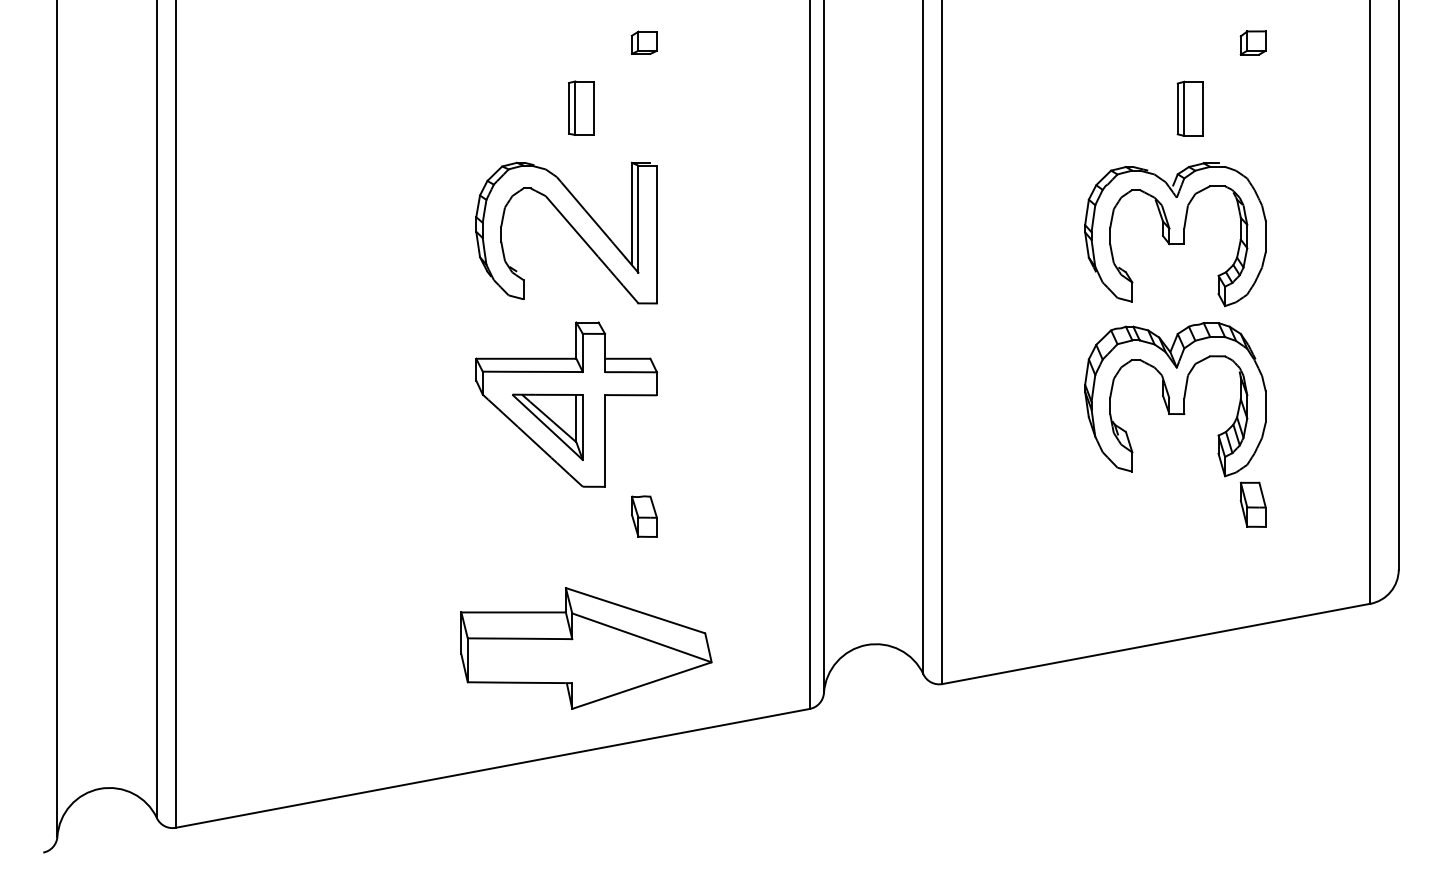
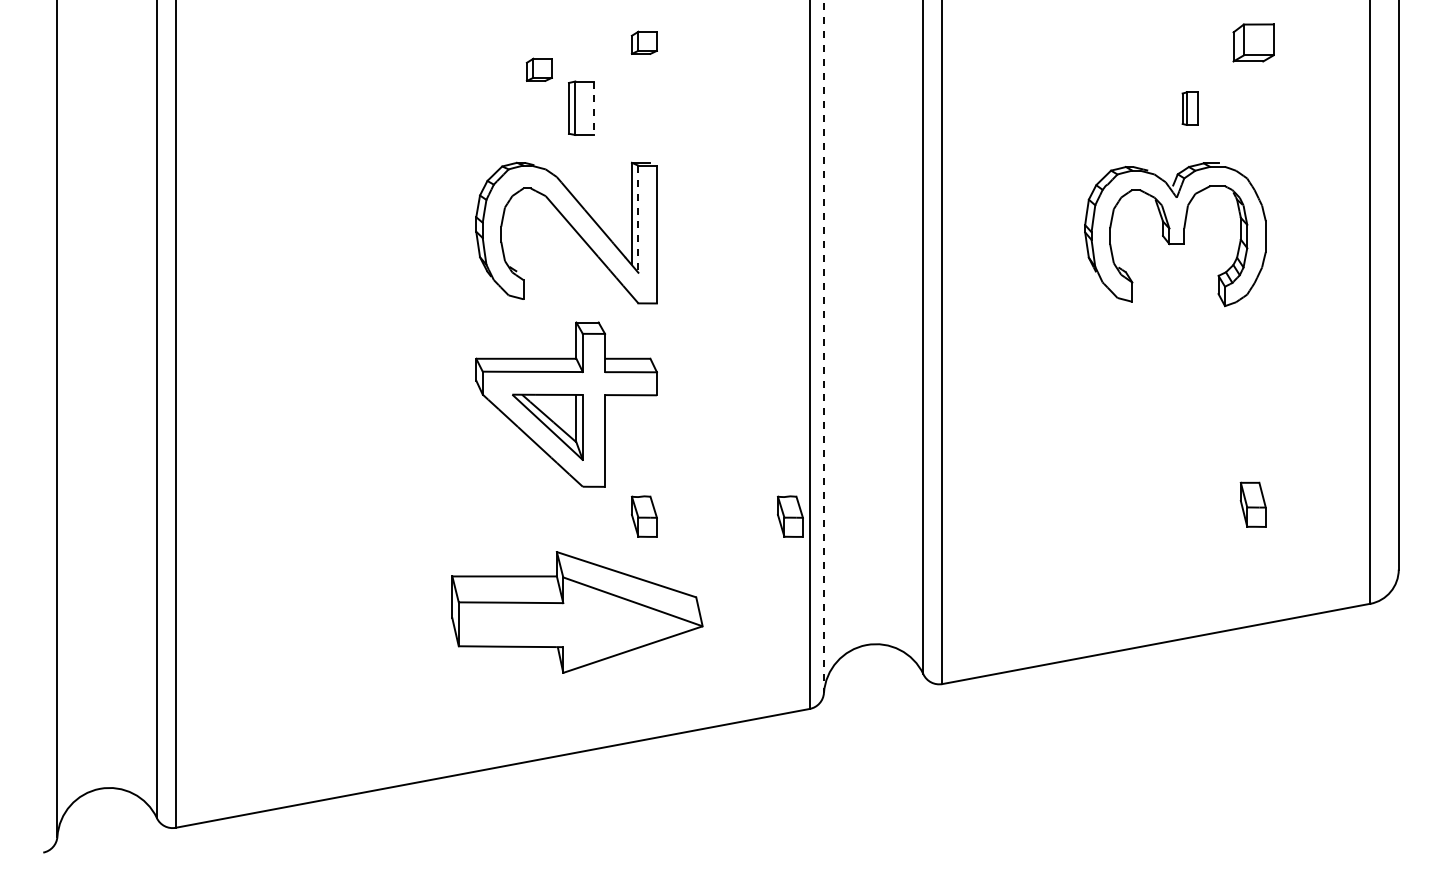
part size: 28x26 px -> 43x40 px (1253, 42)
part: none -> present (538, 69)
line: solid -> dashed (593, 108)
part size: 28x57 px -> 18x35 px (1189, 108)
line: solid -> dashed (638, 219)
line: solid -> dashed (823, 347)
part: present -> none (1175, 399)
part: none -> present (790, 516)
part position: (586, 648) -> (577, 612) (577, 612)
